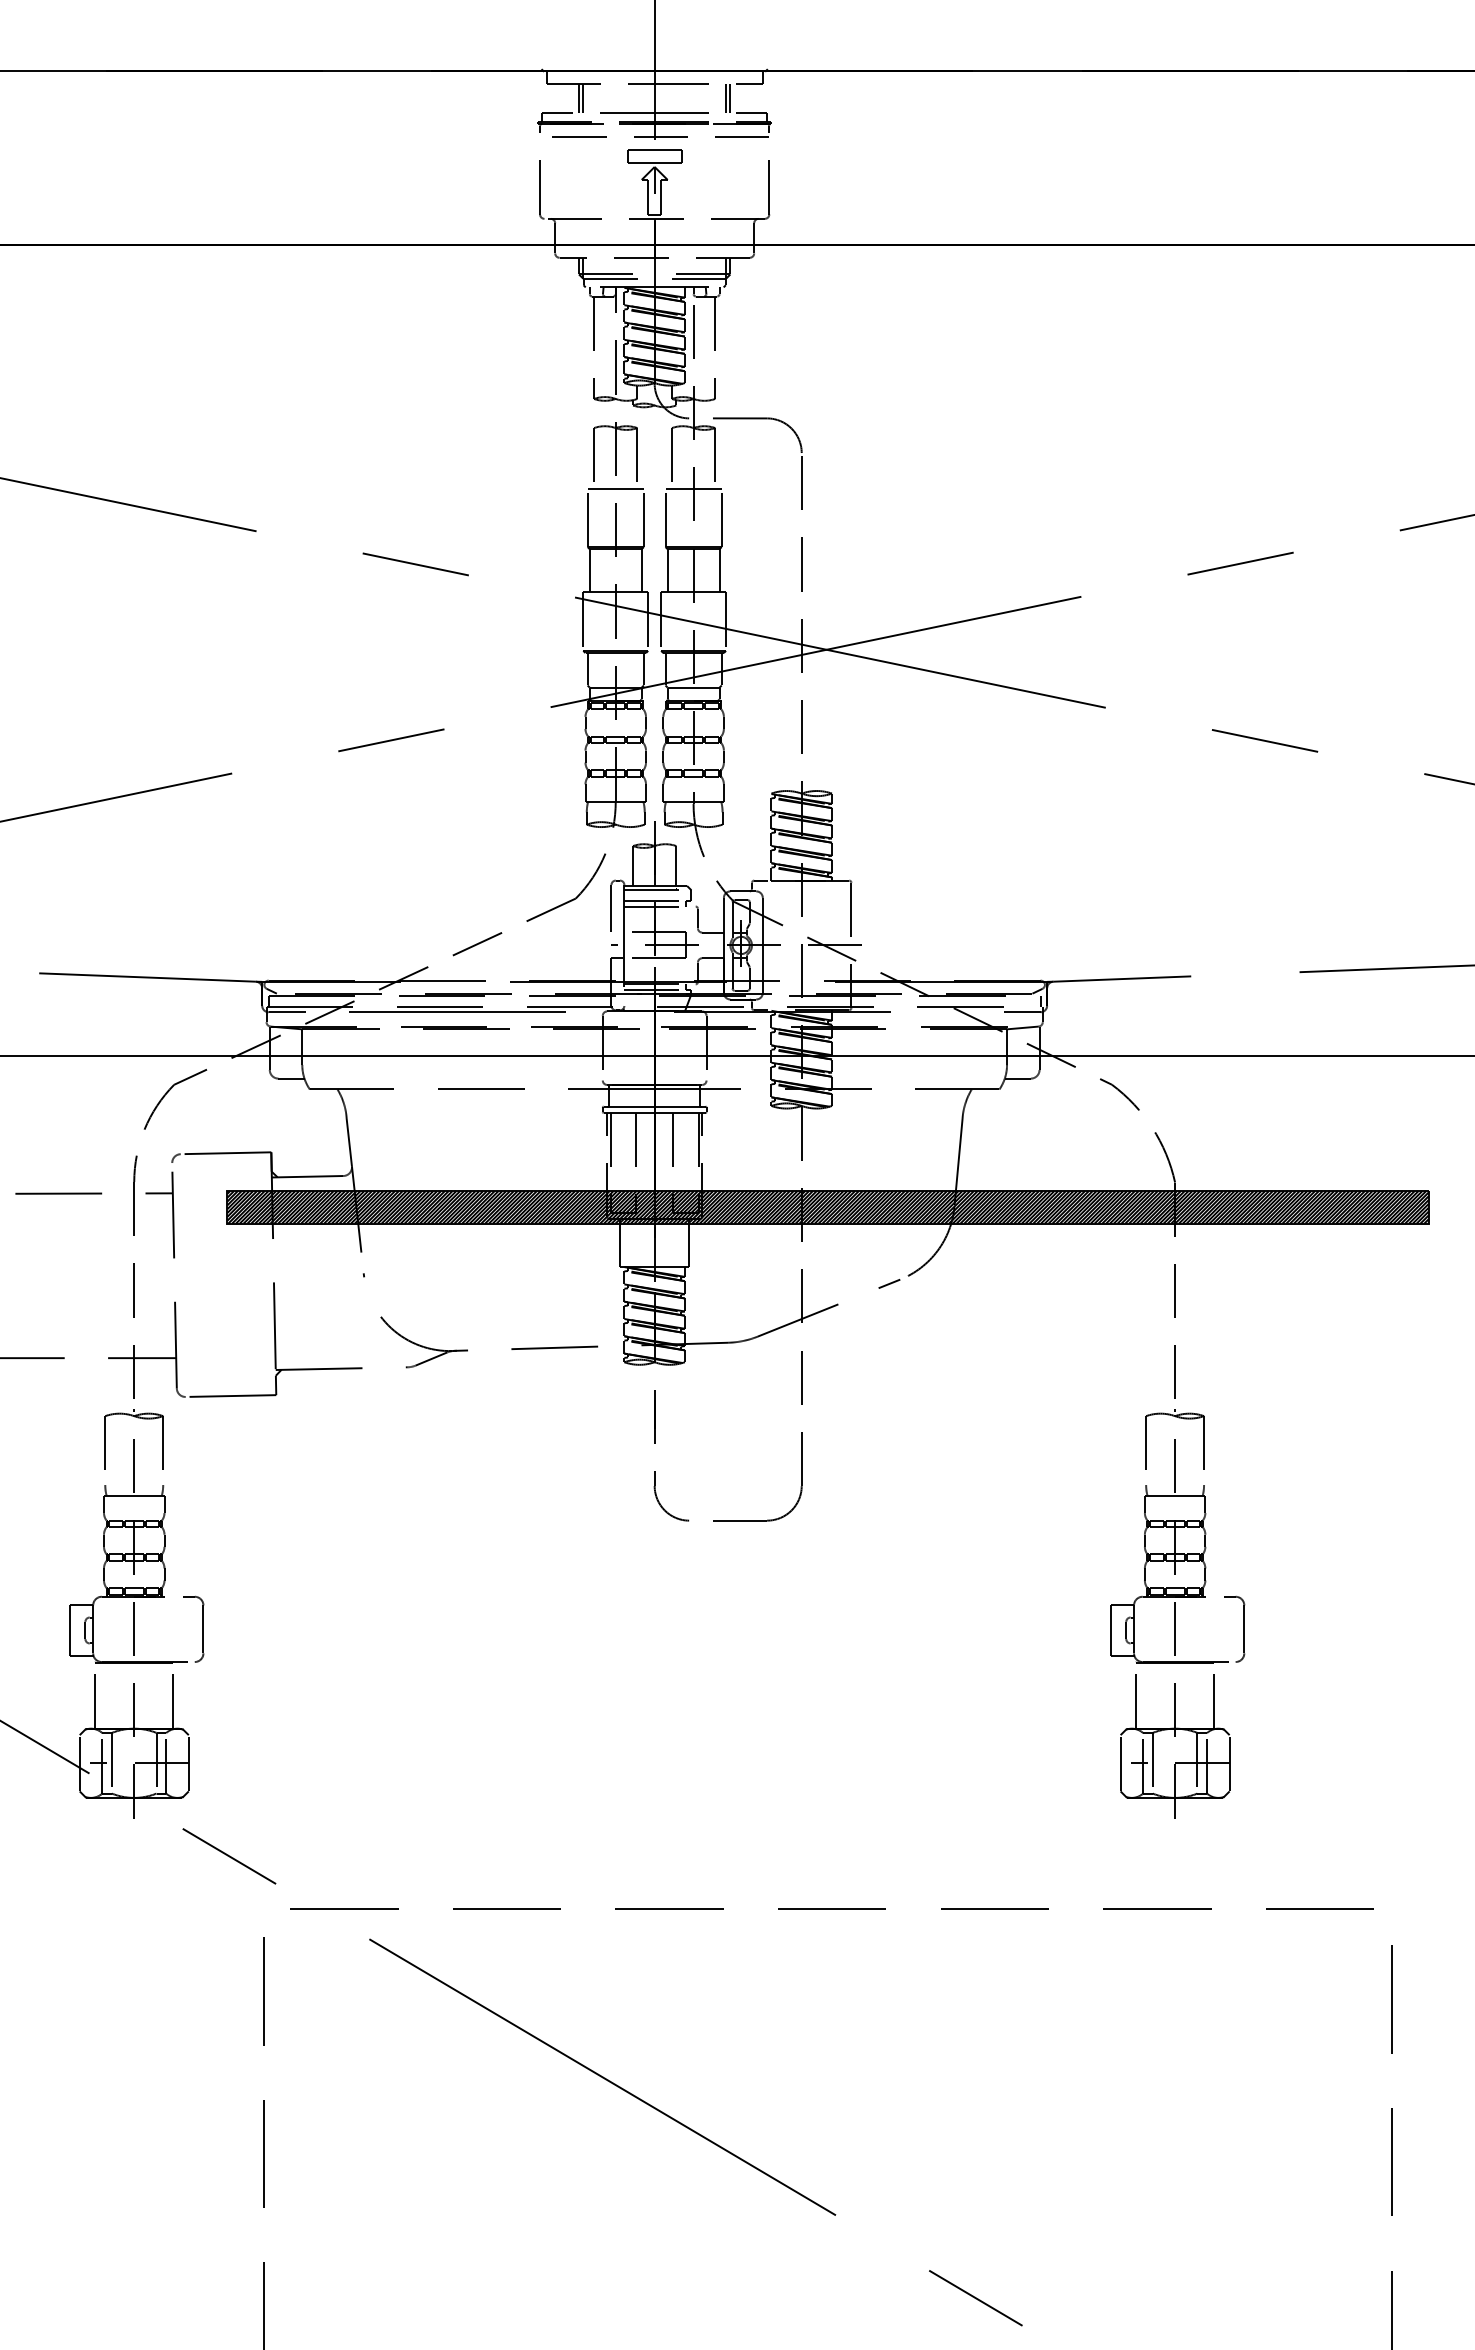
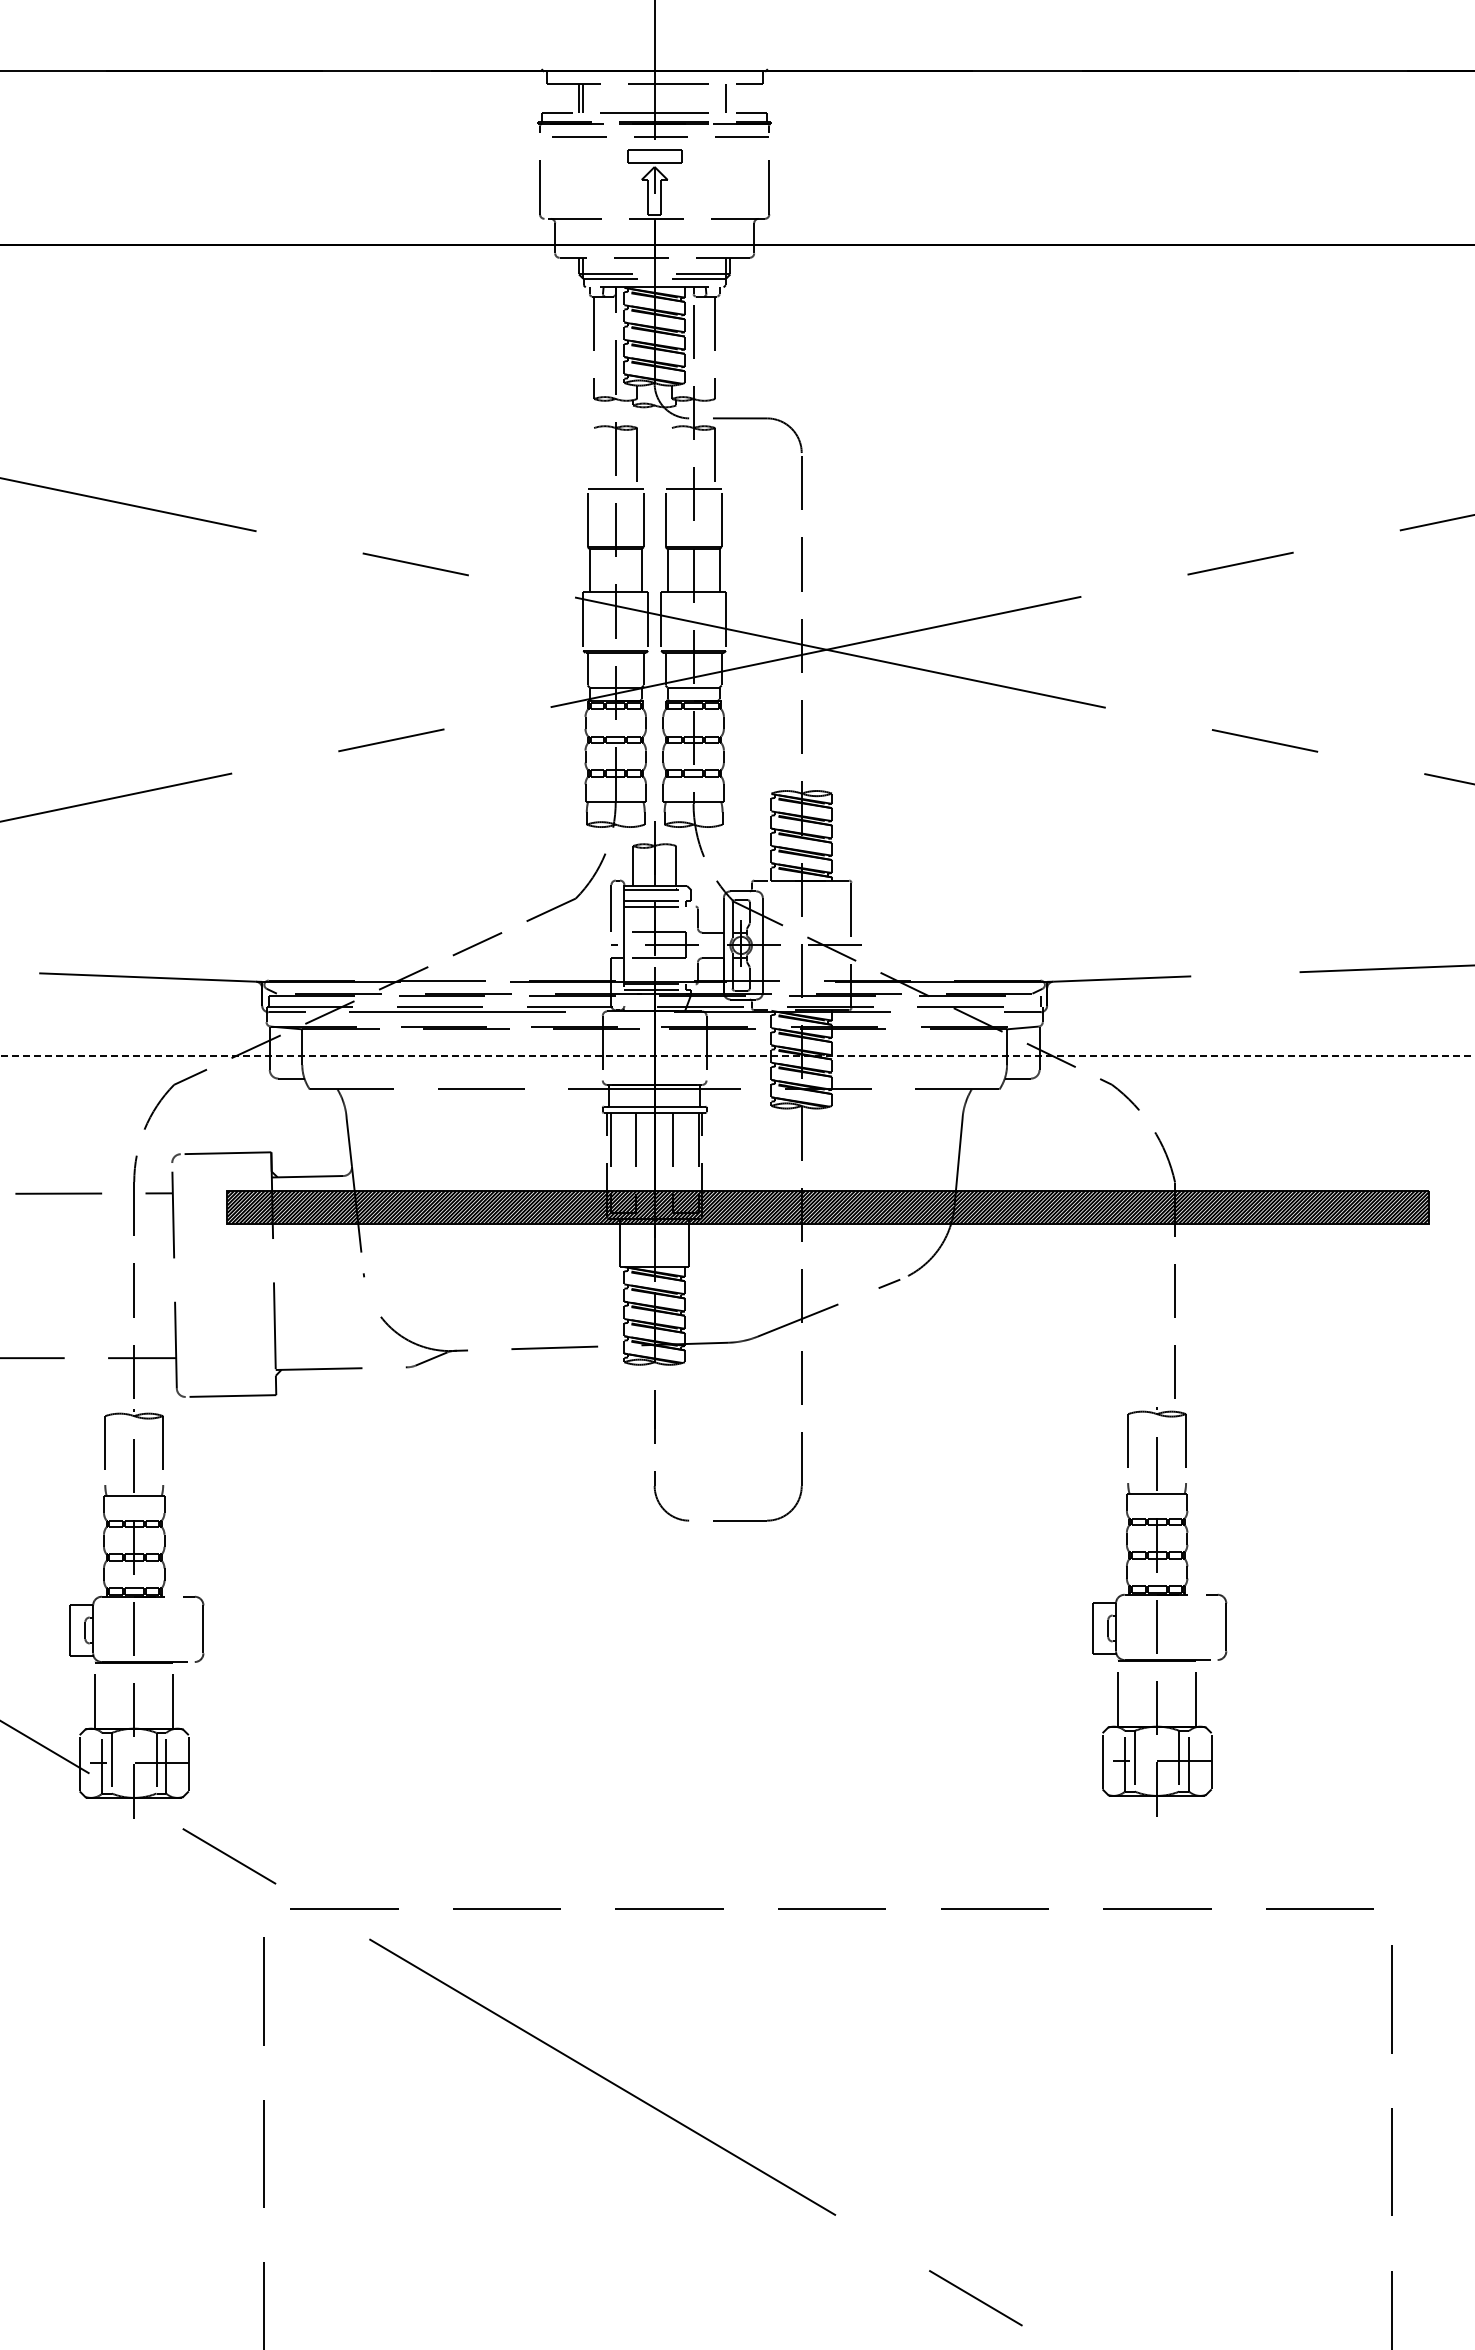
line: present -> none (730, 98)
line: present -> none (594, 458)
line: present -> none (671, 458)
line: solid -> dashed (737, 1055)
part position: (1177, 1613) -> (1159, 1611) (1159, 1611)
